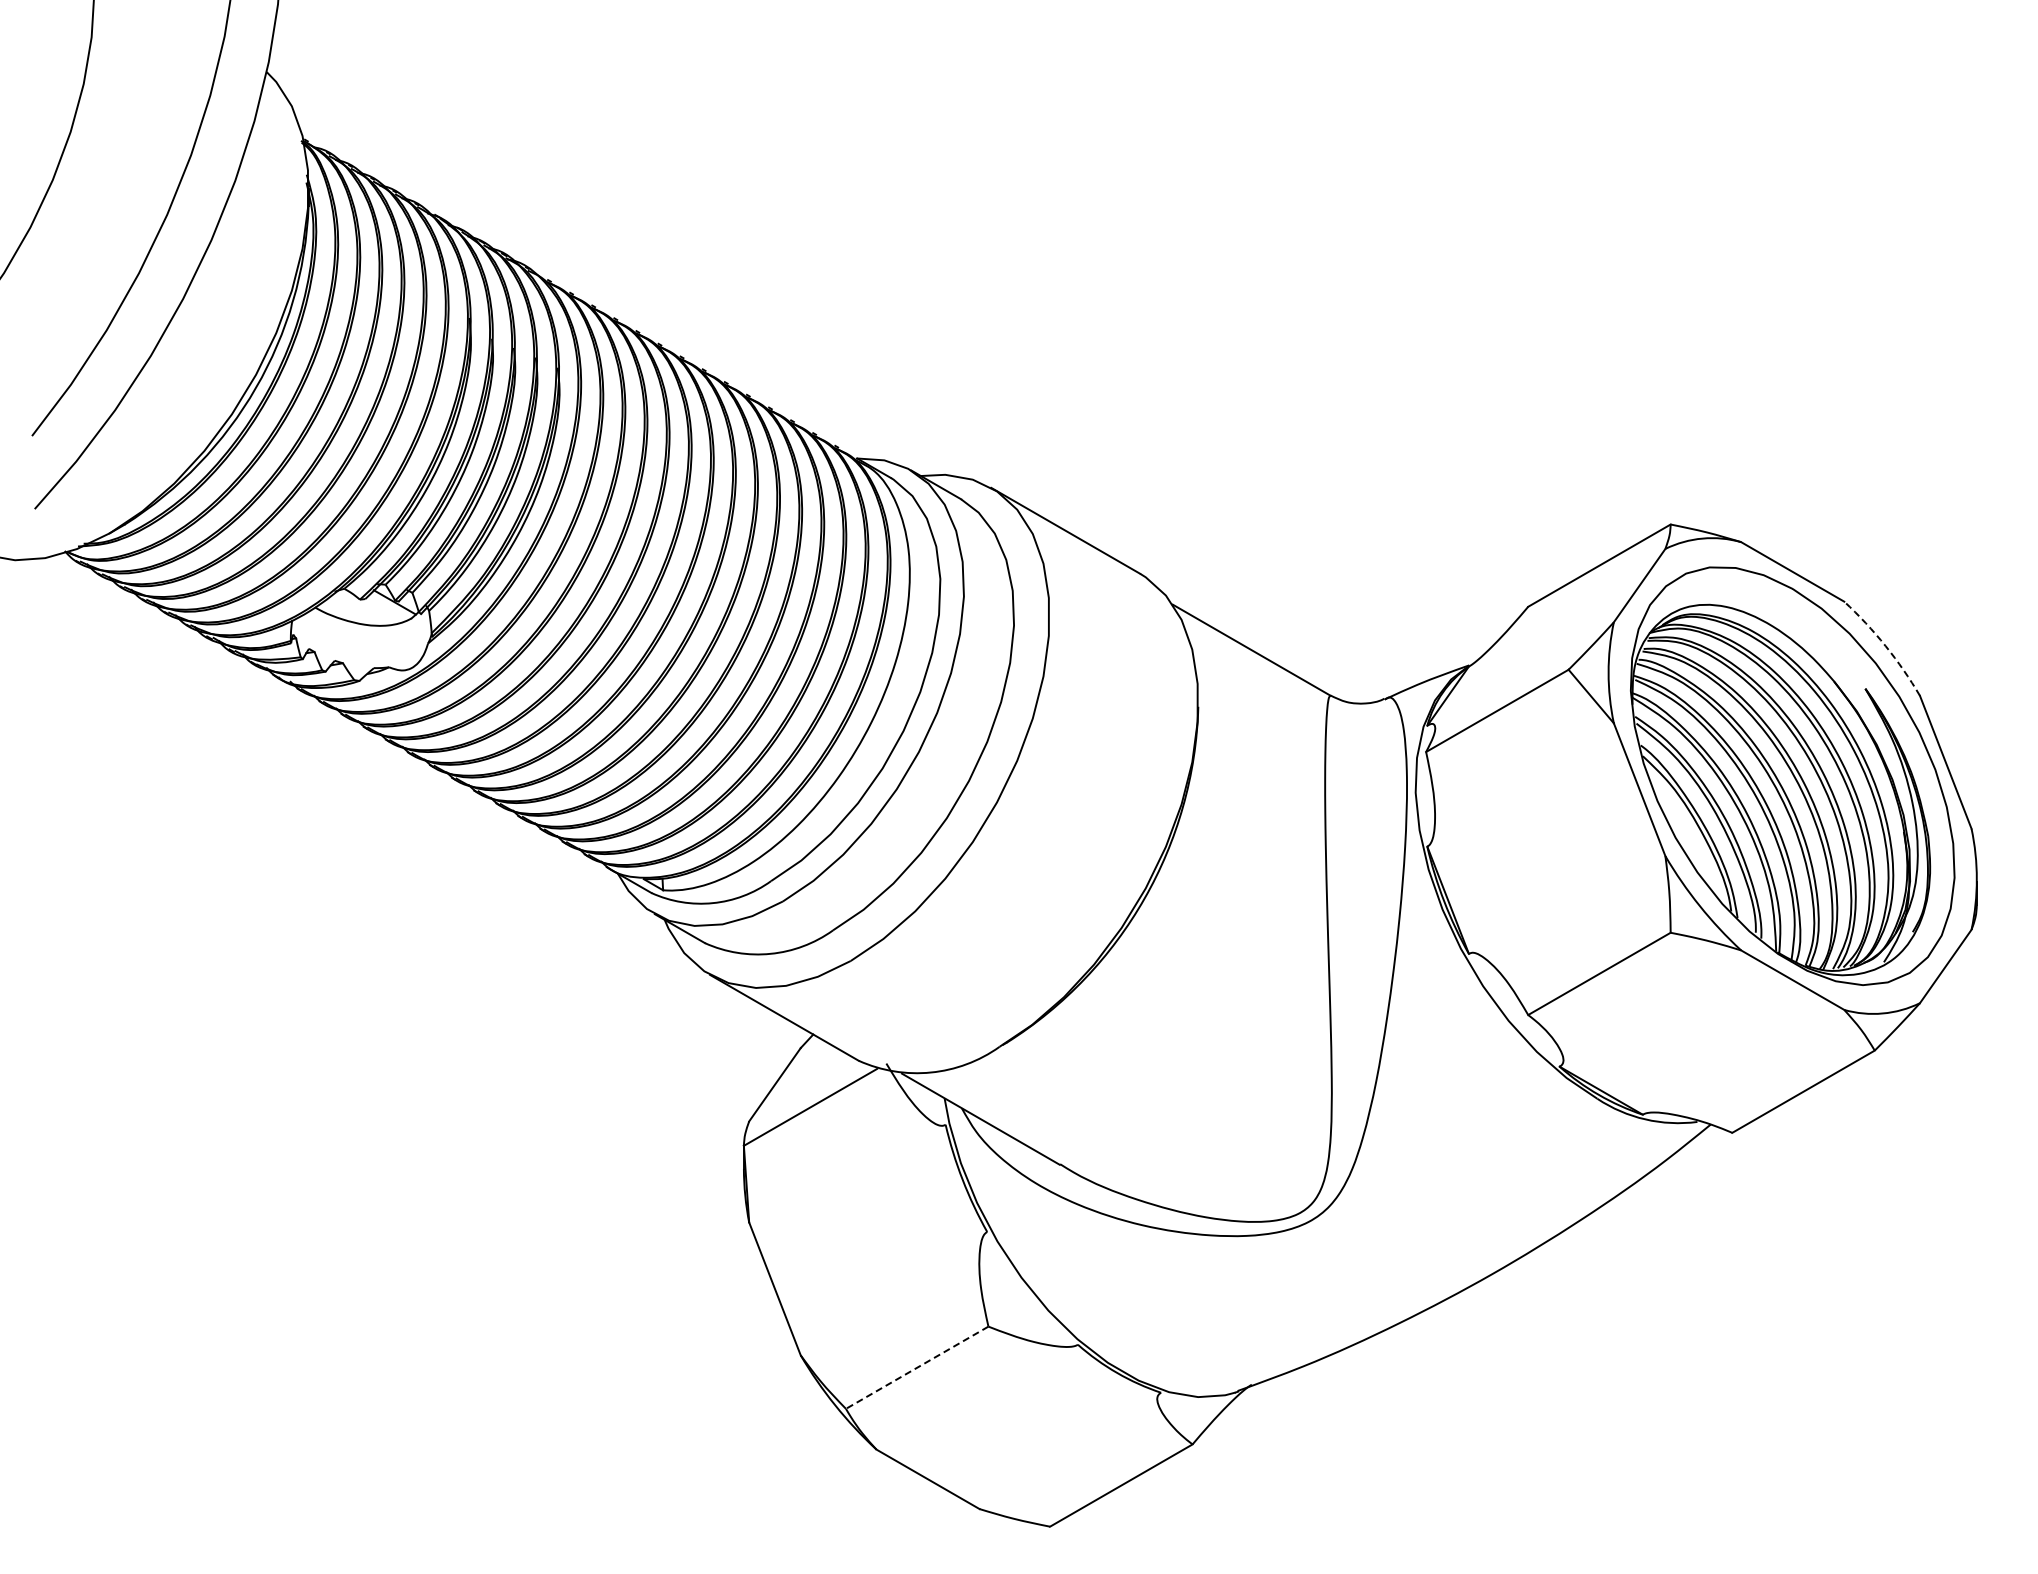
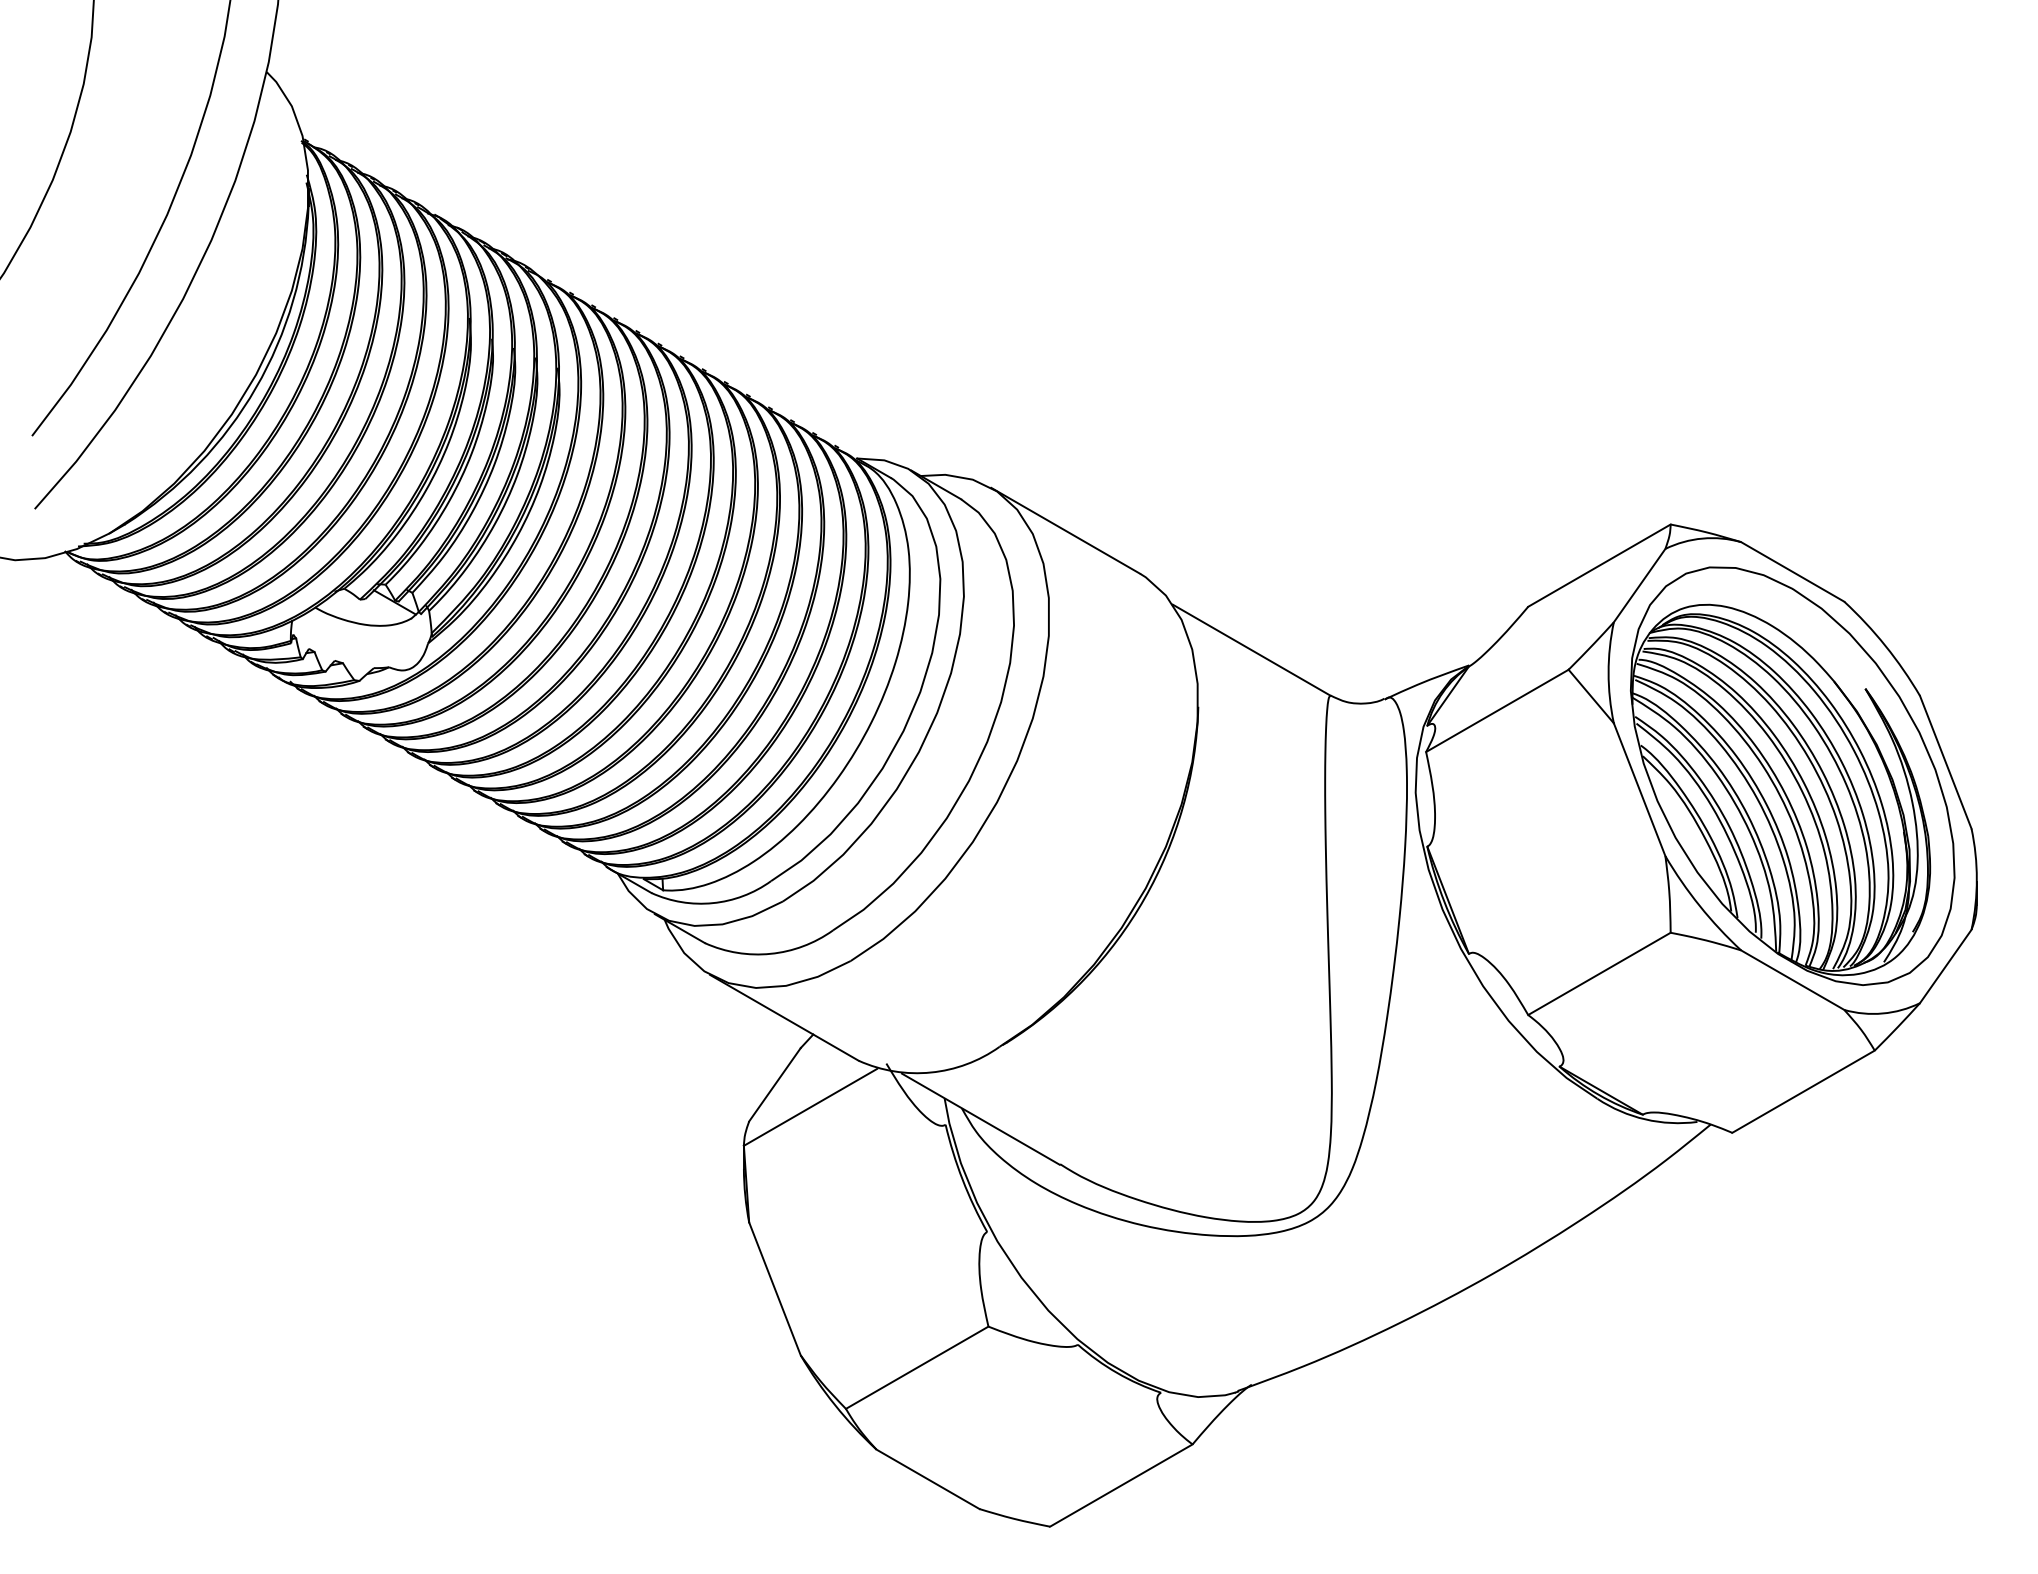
arc: dashed -> solid (1885, 646)
line: dashed -> solid (916, 1367)
